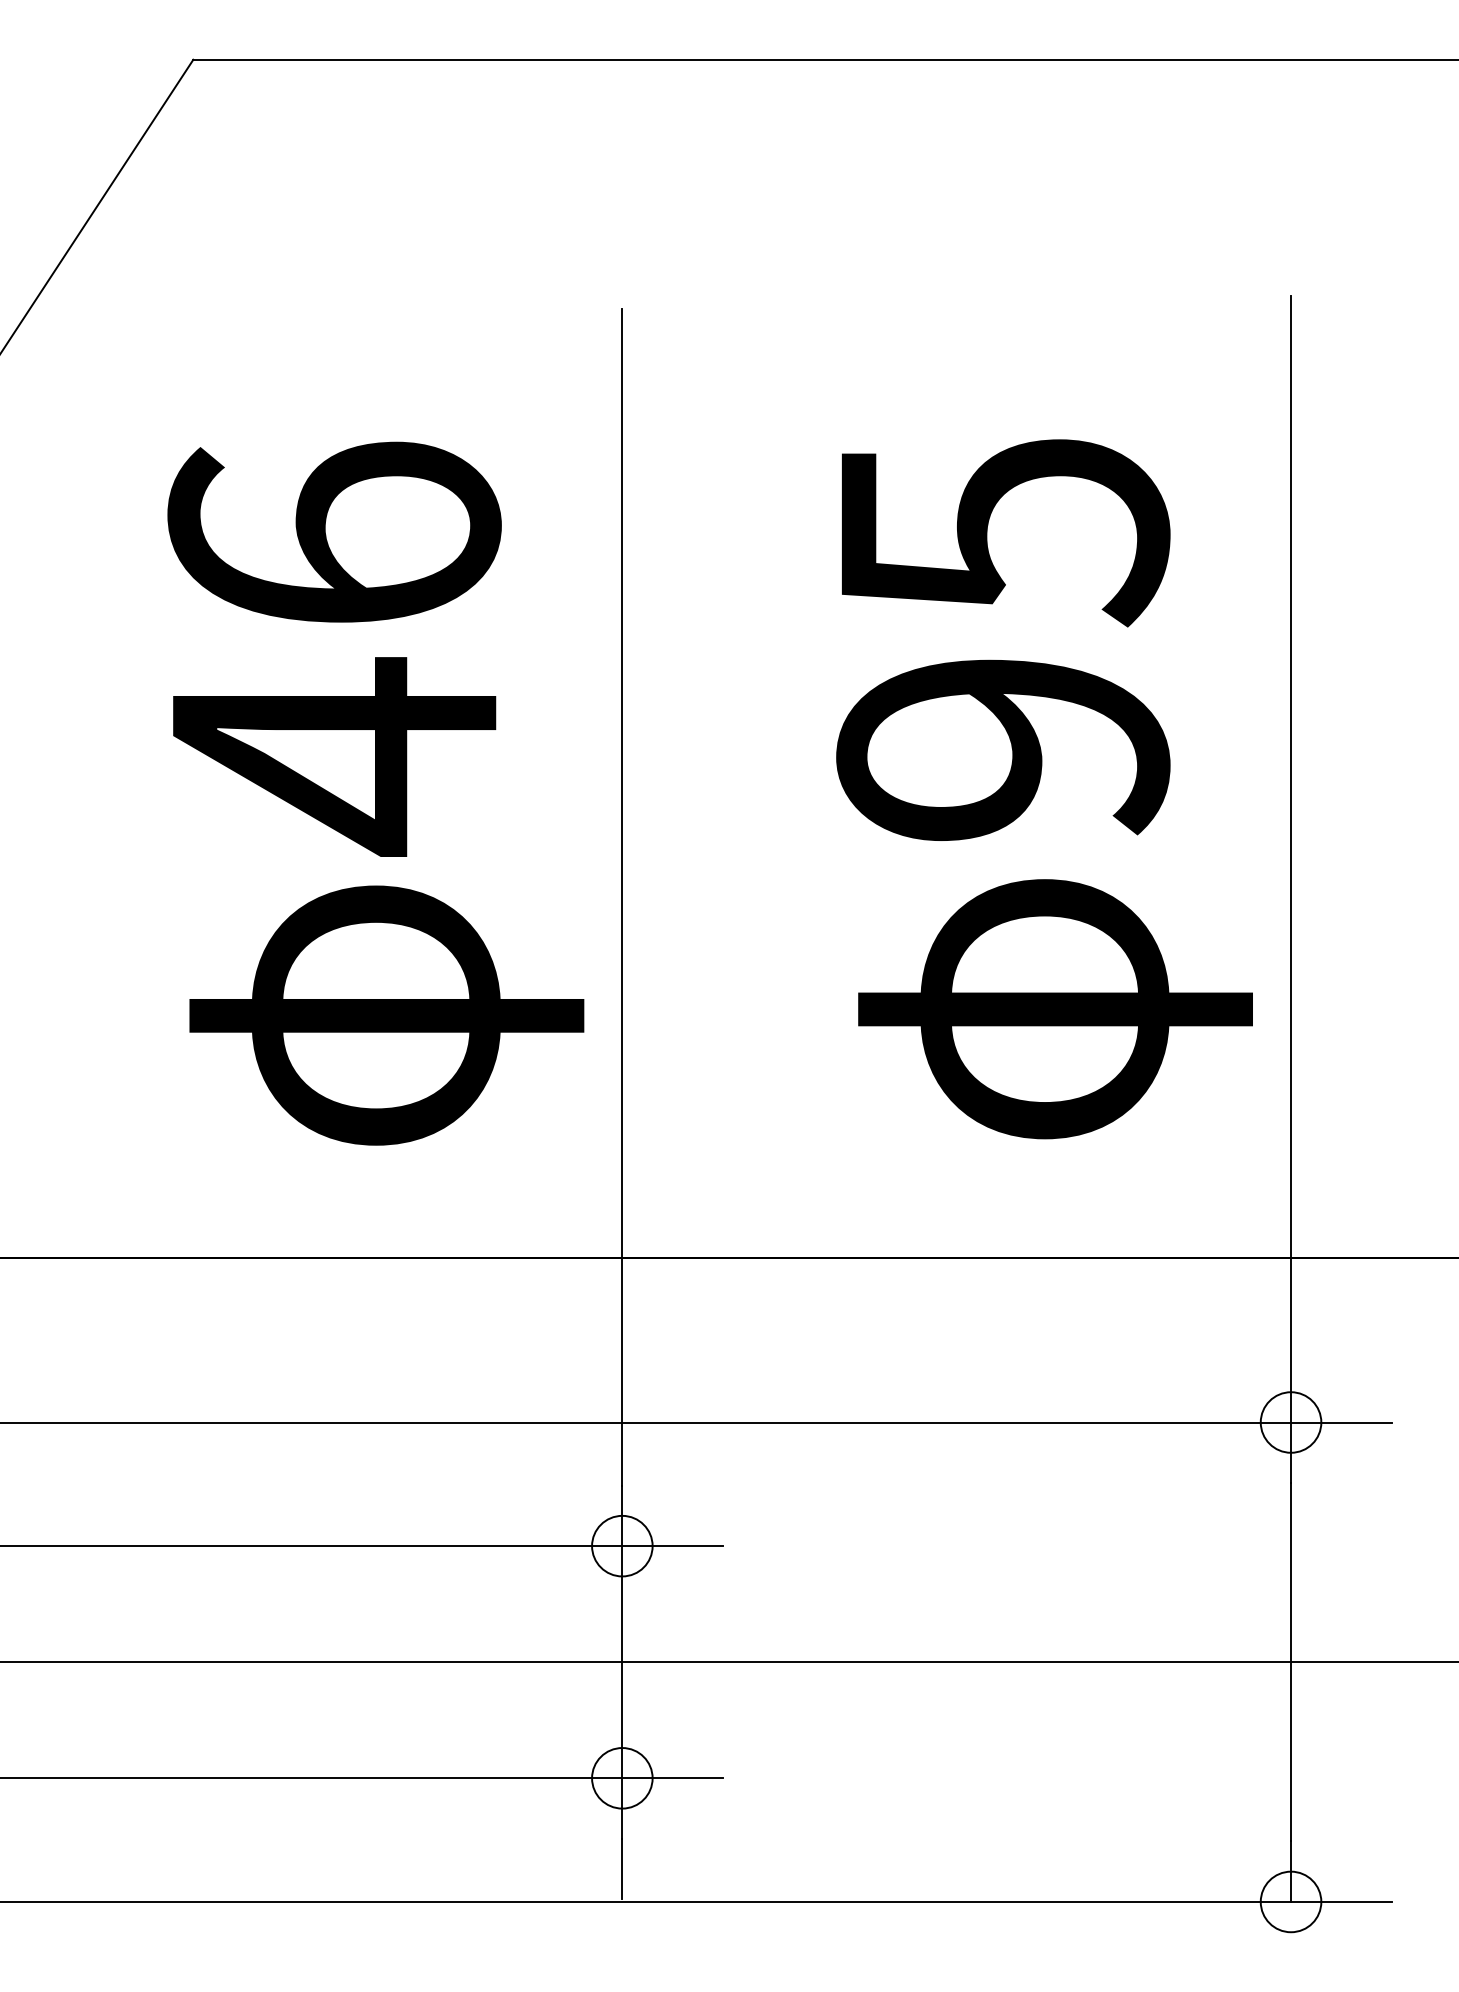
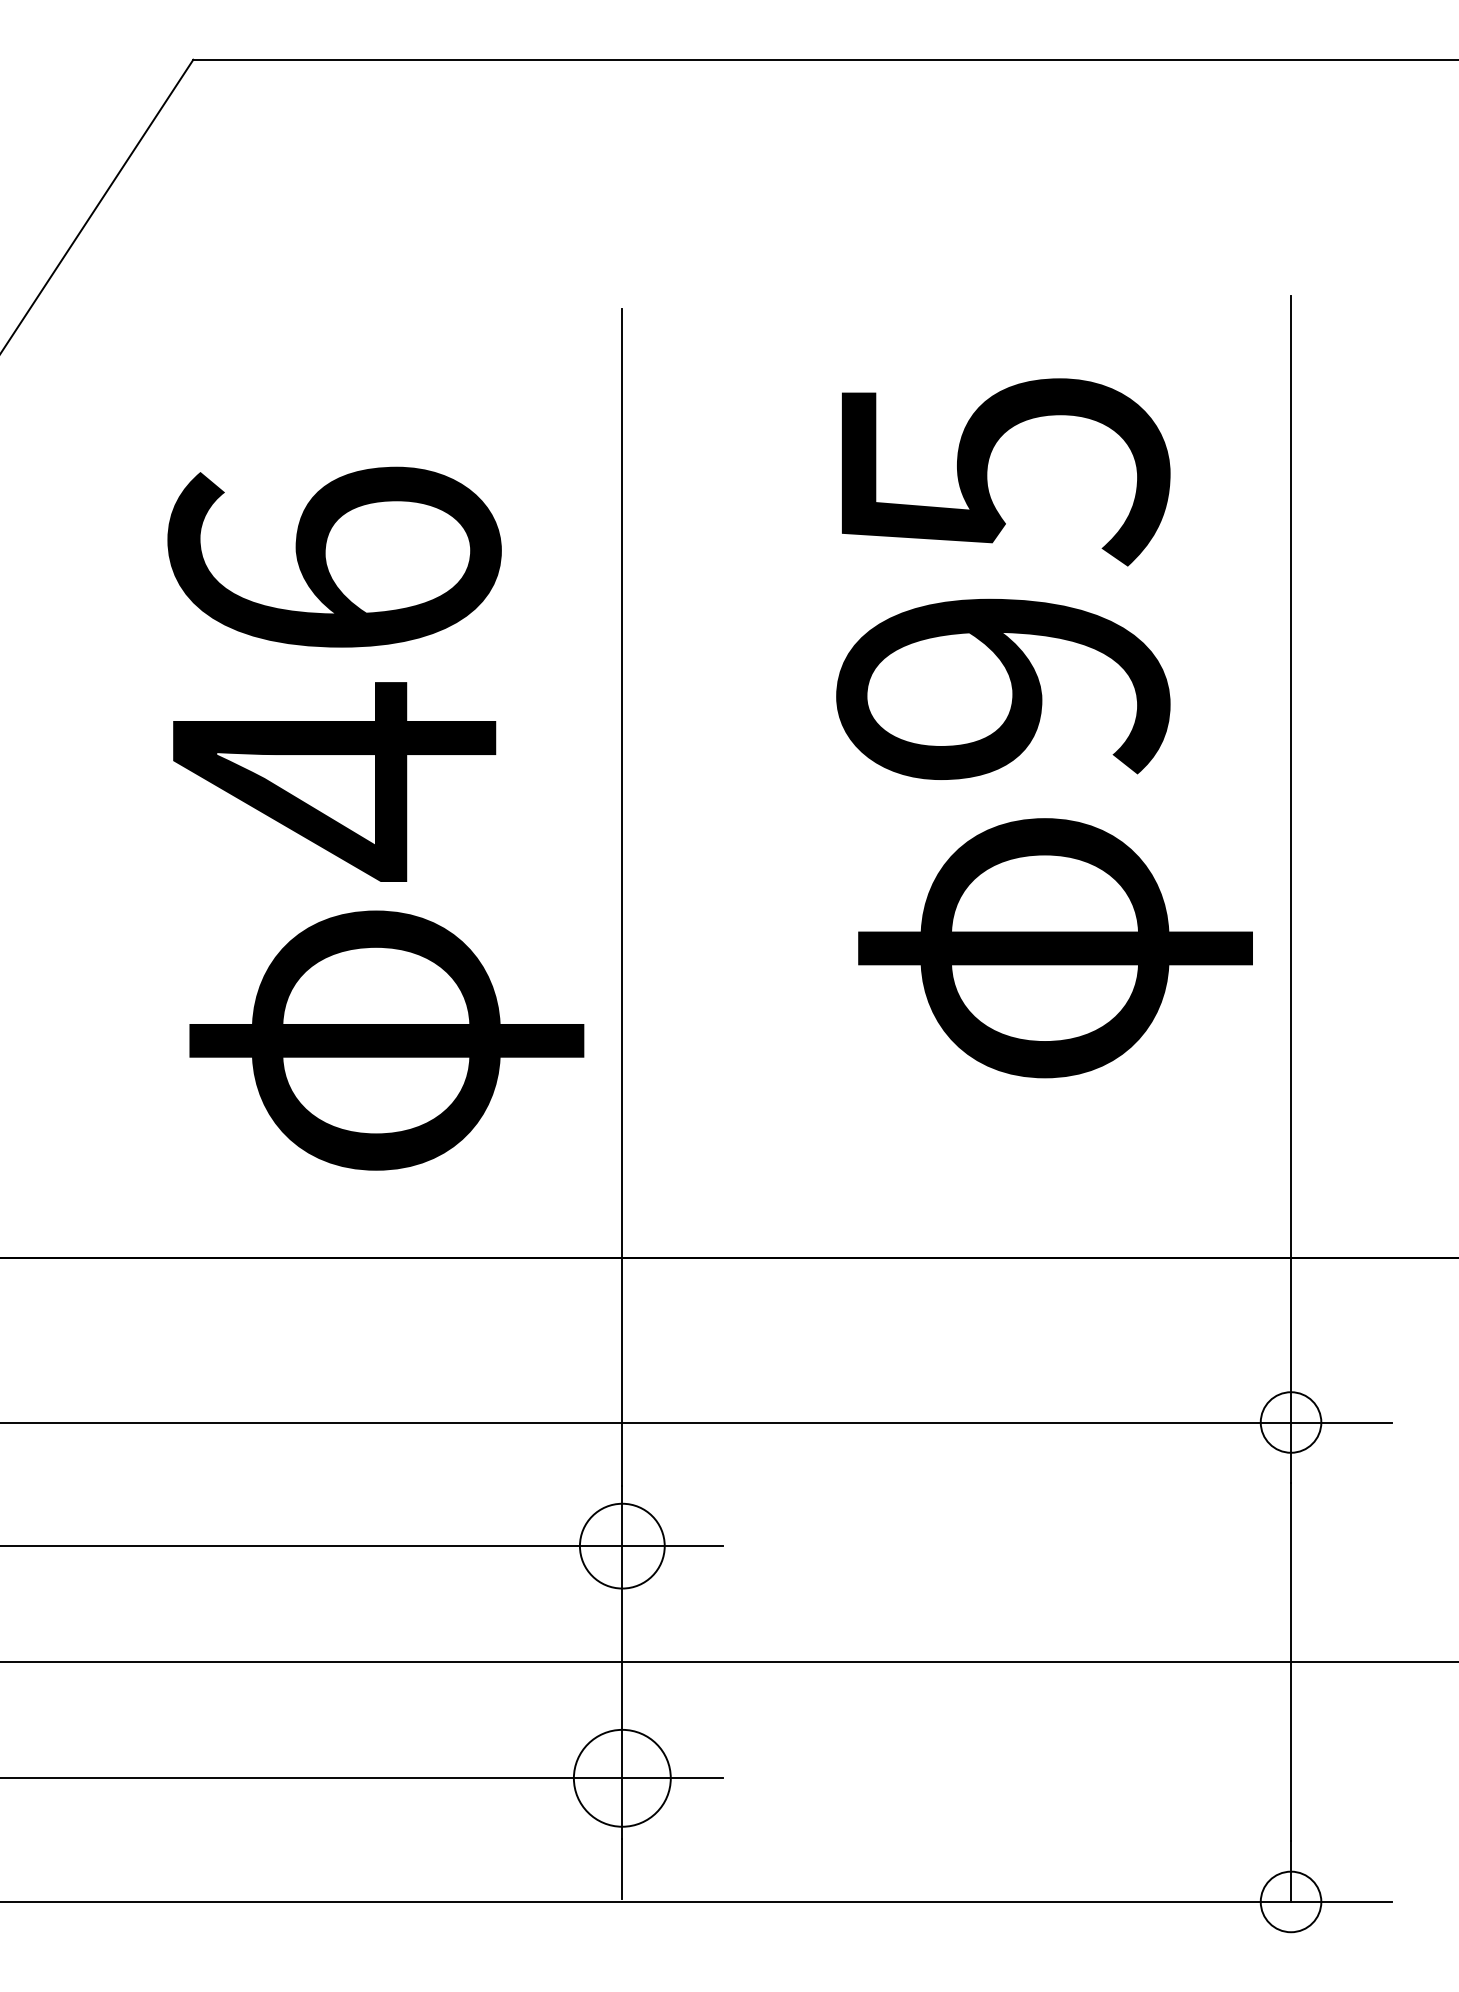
text position: (1044, 789) -> (1044, 728) (1044, 728)
text position: (375, 793) -> (375, 818) (375, 818)
circle diameter: 61 px -> 85 px (621, 1545)
circle diameter: 61 px -> 97 px (621, 1777)
